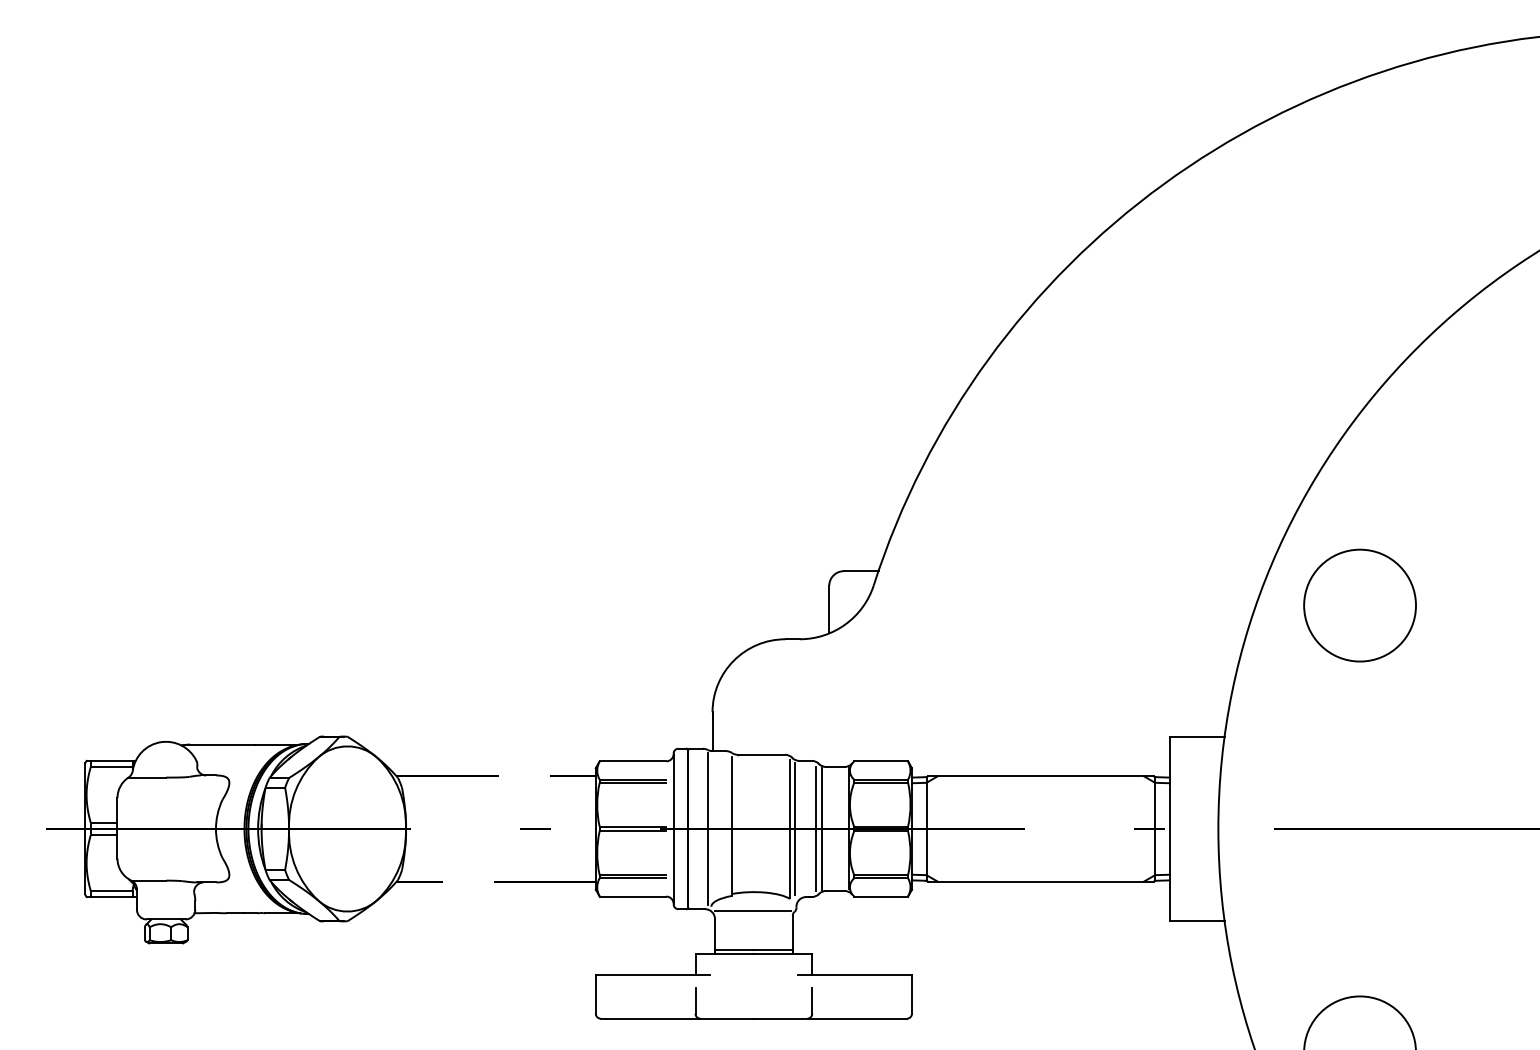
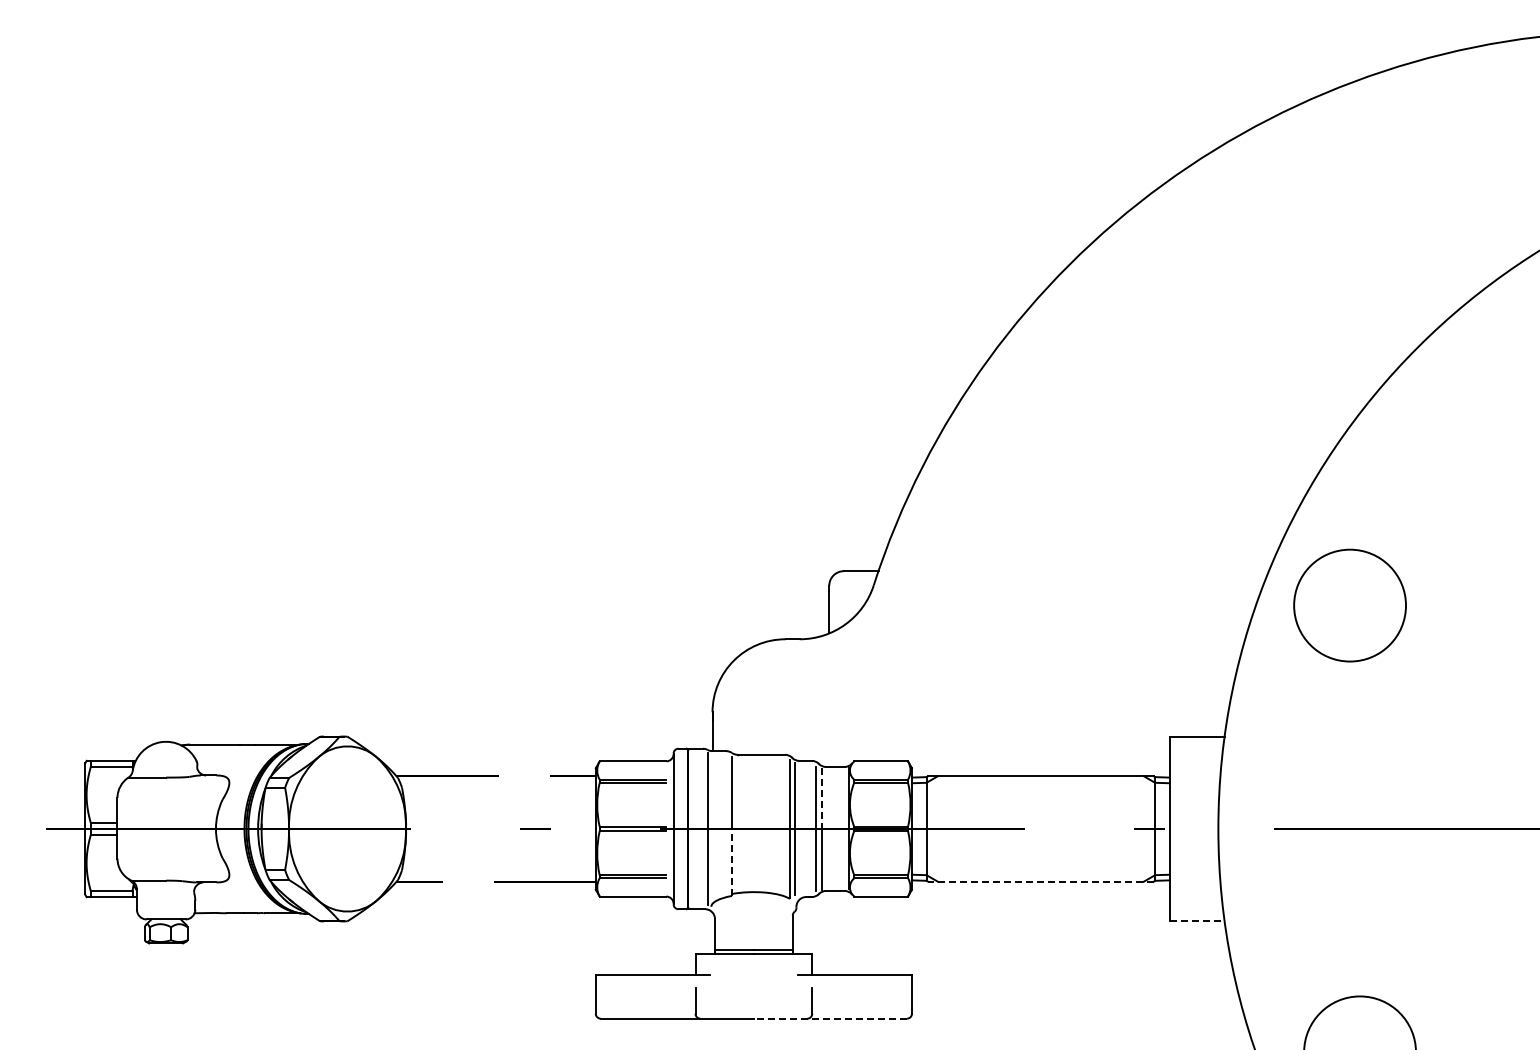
circle position: (1359, 605) -> (1349, 605) (1349, 605)
line: solid -> dashed (821, 799)
line: solid -> dashed (731, 862)
line: solid -> dashed (1040, 881)
line: present -> none (753, 910)
line: solid -> dashed (1197, 921)
line: solid -> dashed (830, 1018)
